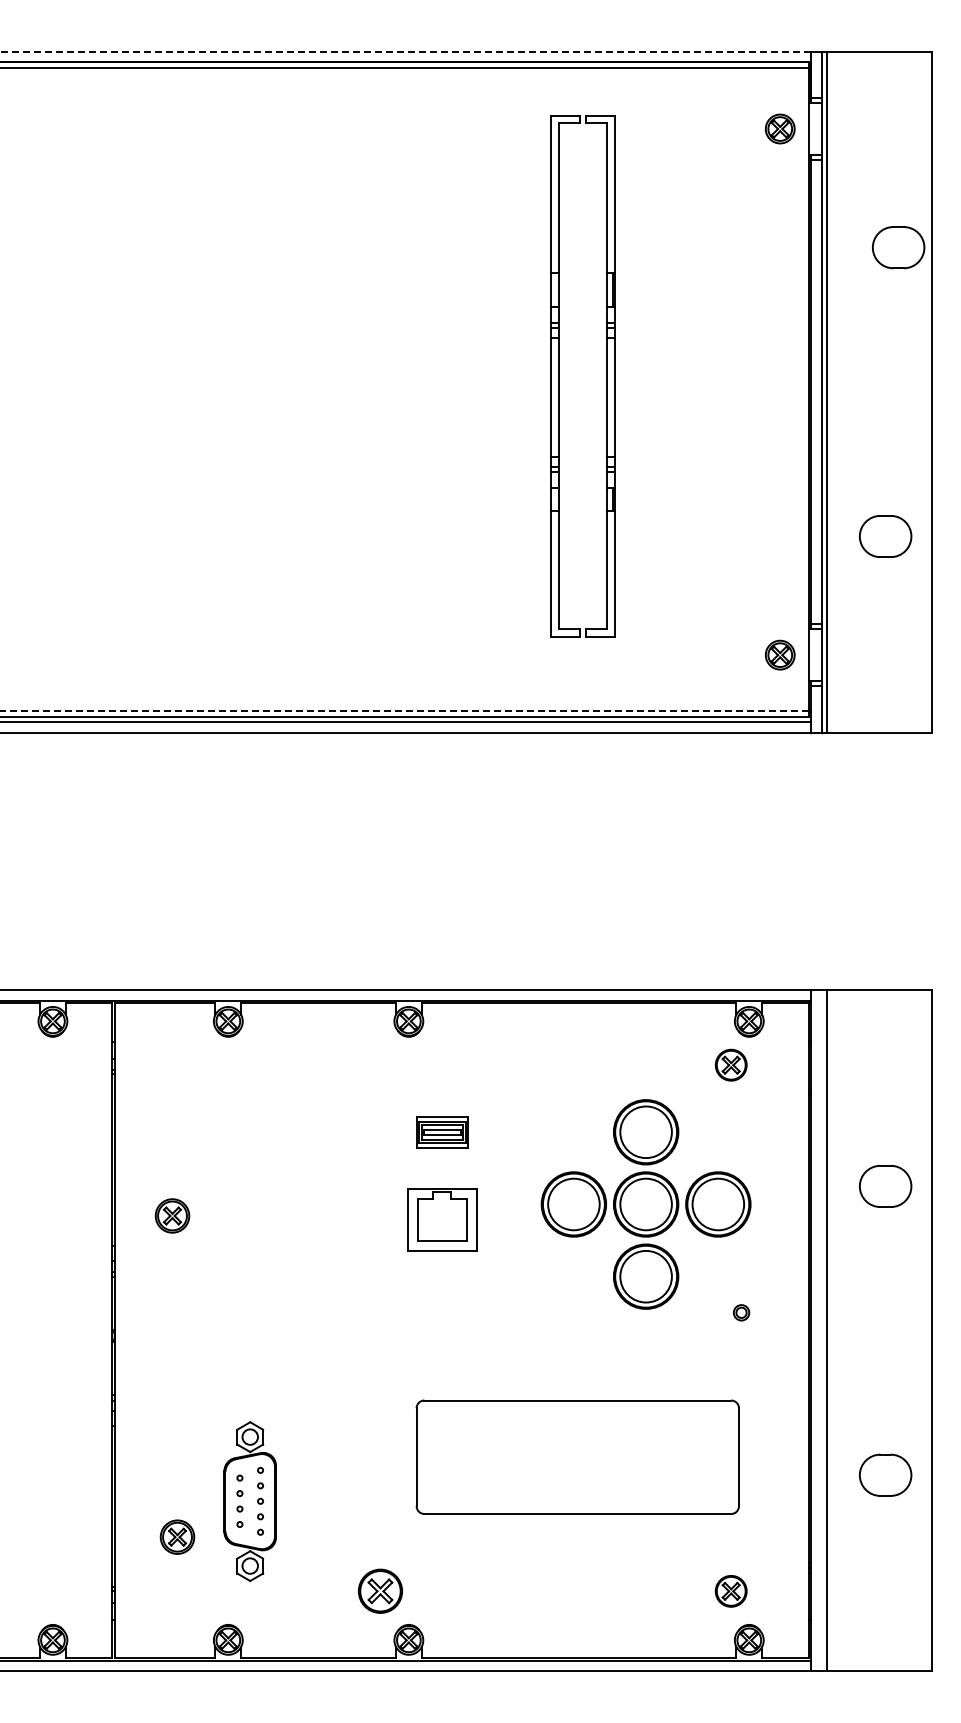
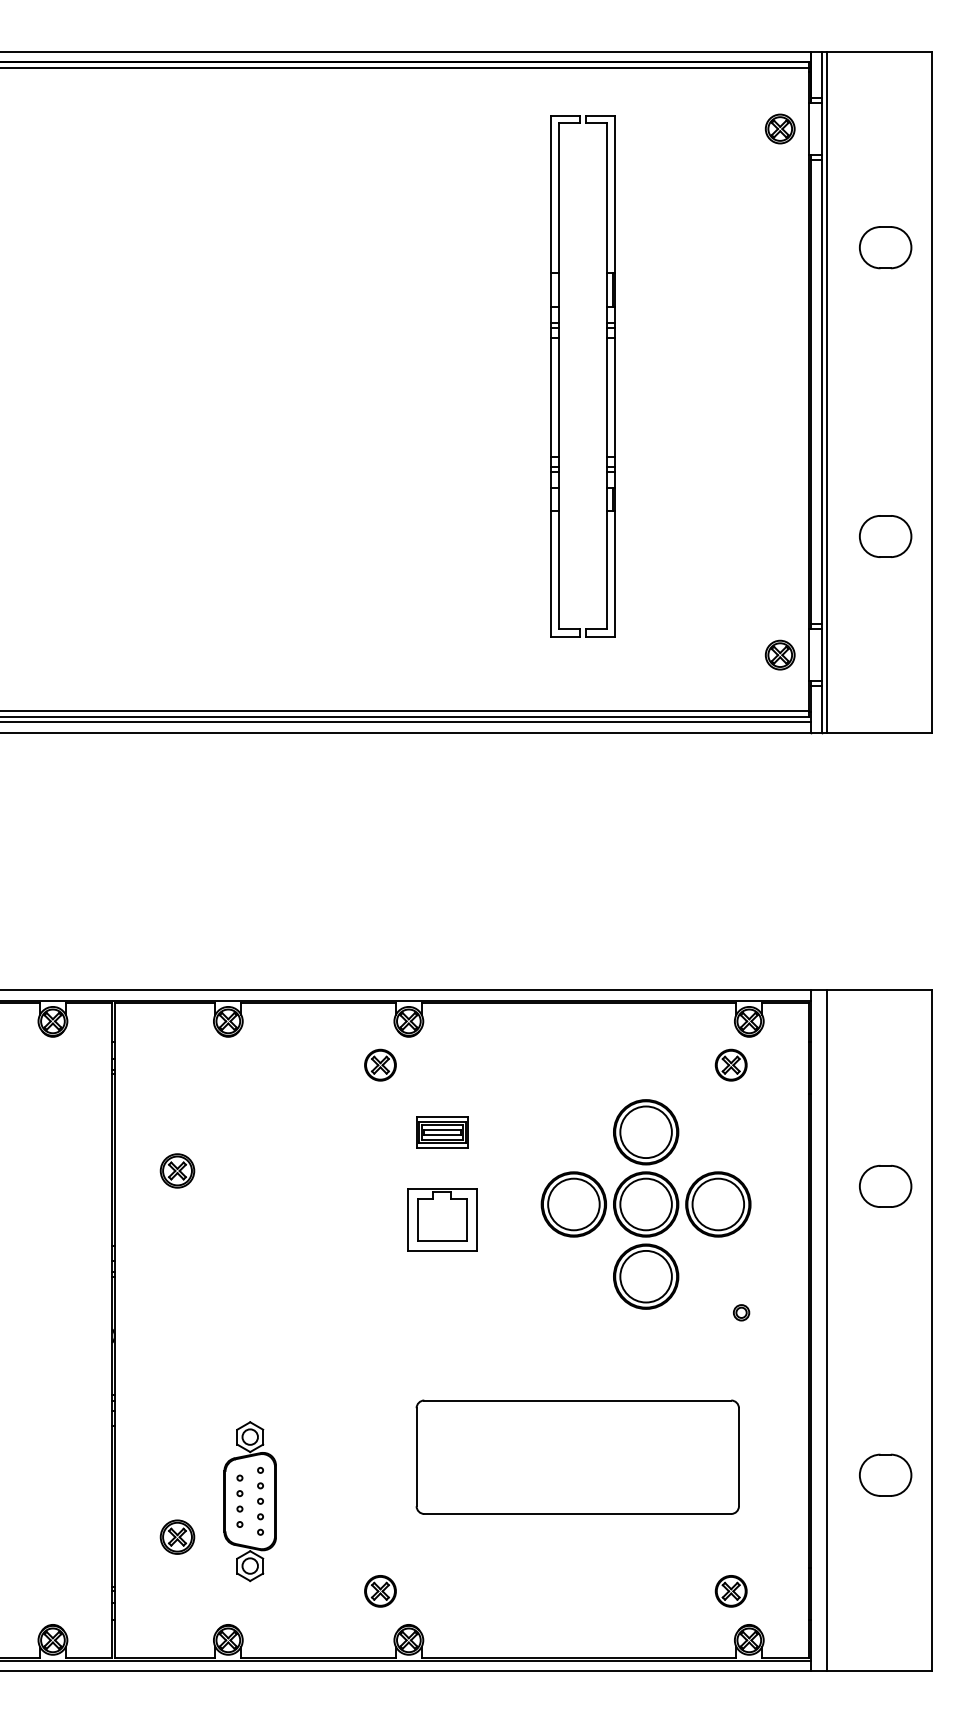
line: dashed -> solid (405, 51)
part position: (898, 247) -> (885, 247) (885, 247)
line: dashed -> solid (404, 710)
part: none -> present (380, 1064)
part position: (172, 1215) -> (177, 1170) (177, 1170)
part size: 45x46 px -> 33x33 px (380, 1591)
